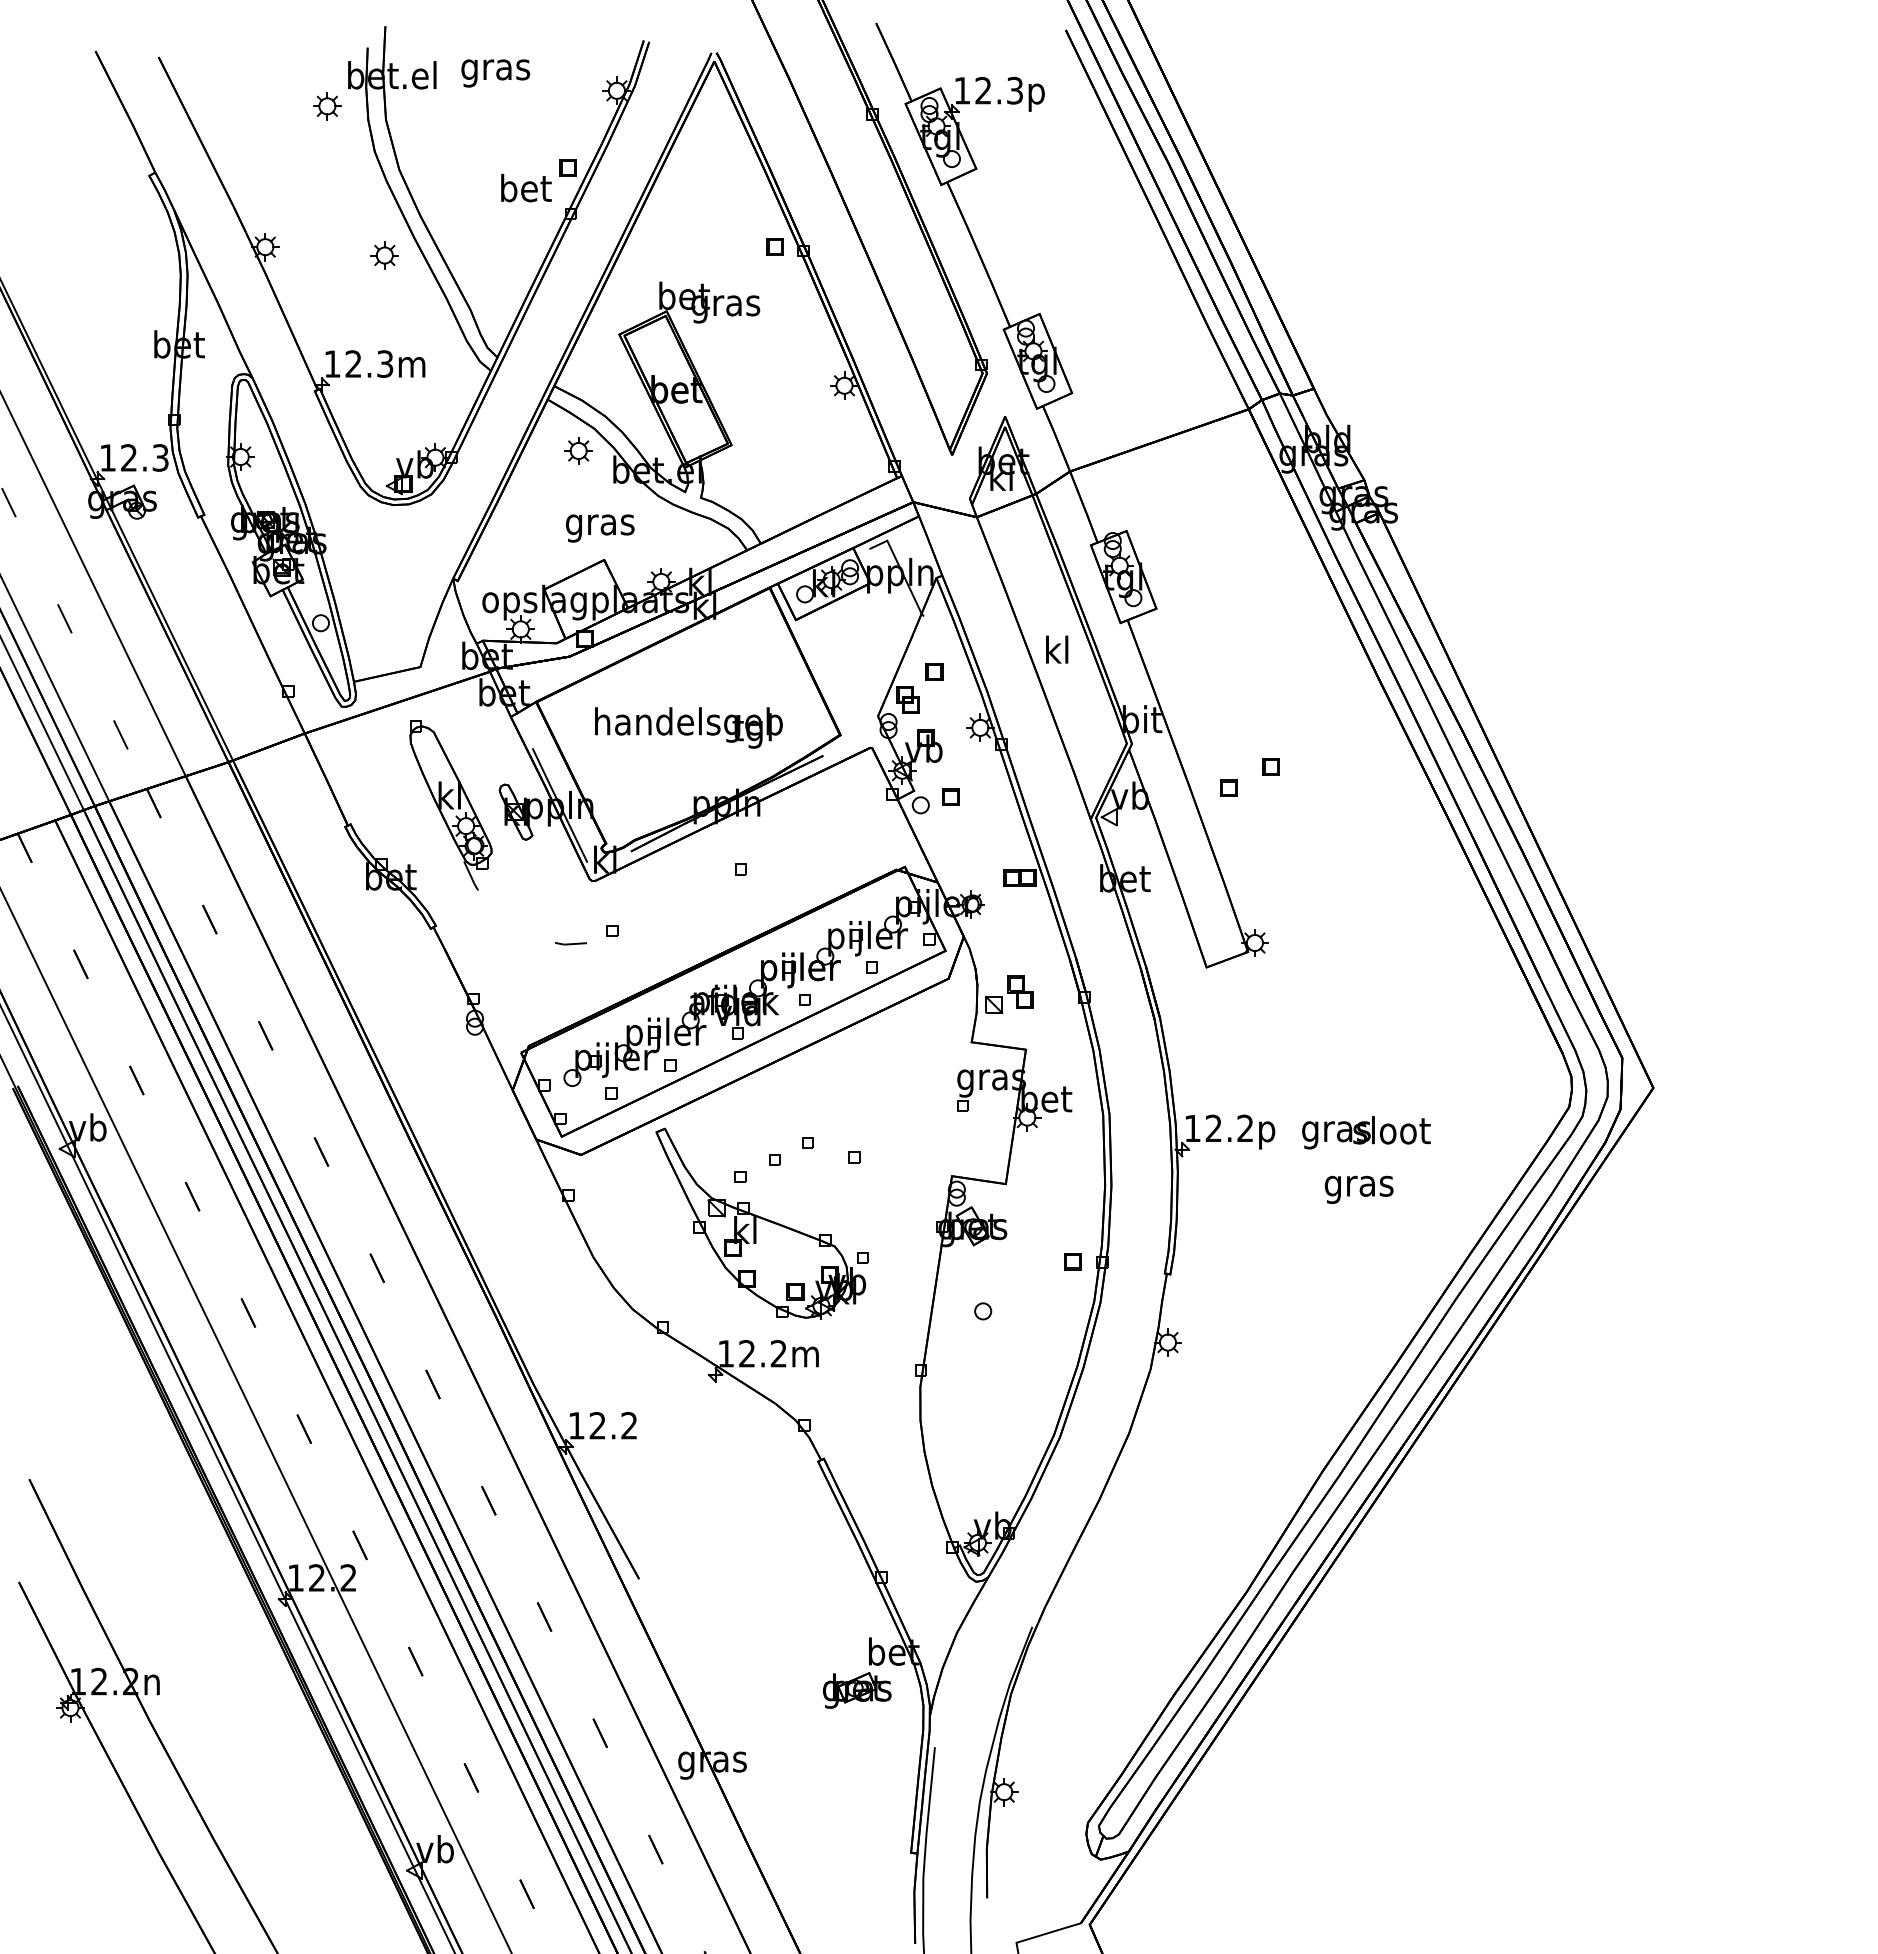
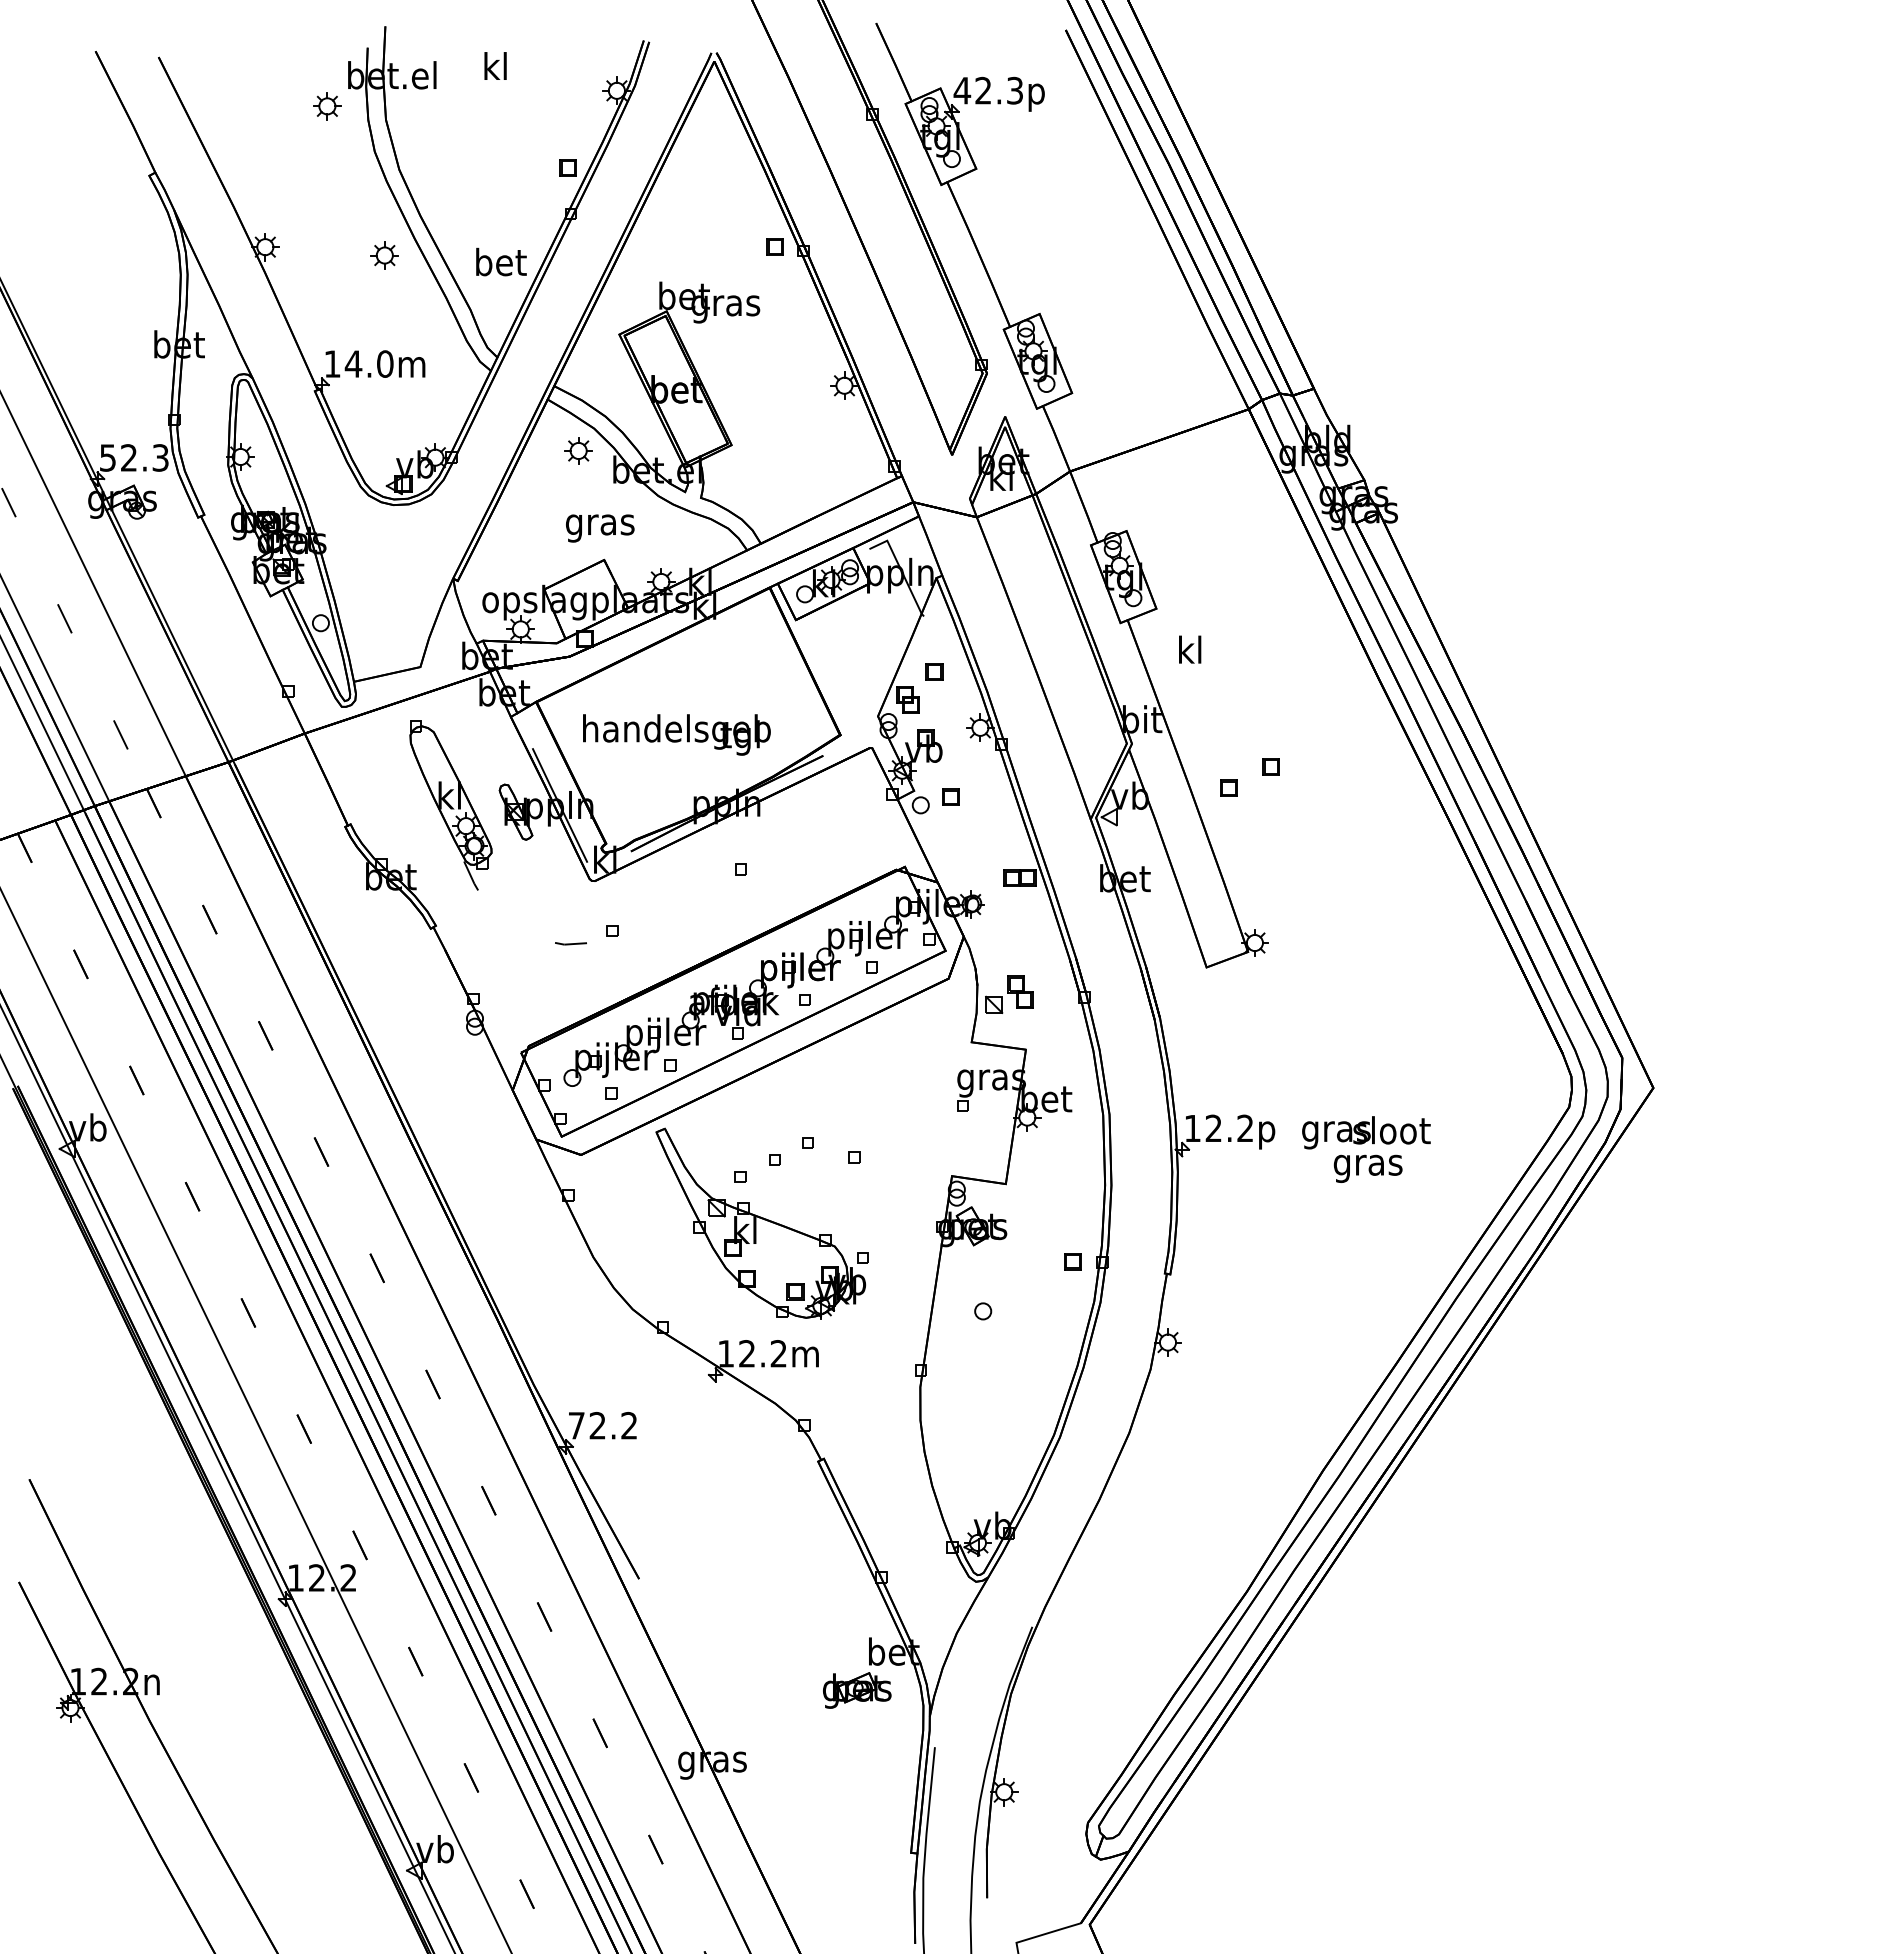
text: gras -> kl (495, 69)
text: 12.3p -> 42.3p (962, 90)
text position: (526, 187) -> (501, 261) (501, 261)
text: 12.3m -> 14.0m (368, 363)
text: 12.3 -> 52.3 (107, 457)
text position: (1057, 649) -> (1190, 649) (1190, 649)
text position: (688, 727) -> (676, 734) (676, 734)
text position: (1358, 1189) -> (1367, 1168) (1367, 1168)
text: 12.2 -> 72.2 (576, 1425)
